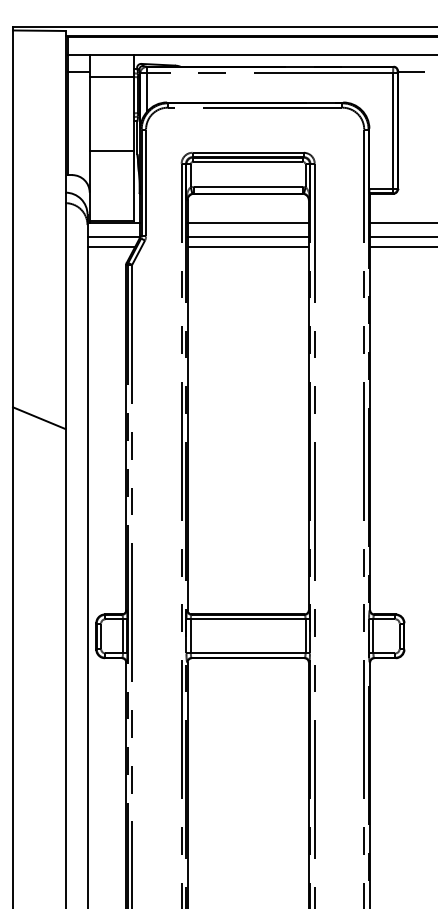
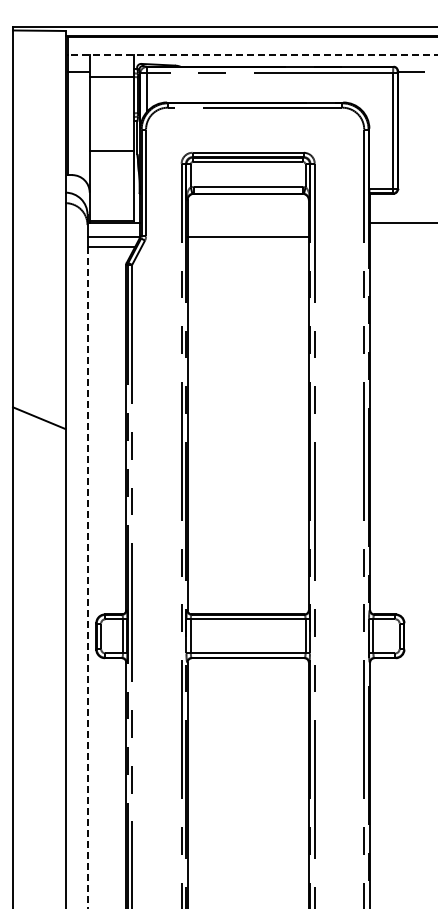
line: solid -> dashed (252, 54)
line: present -> none (247, 223)
line: present -> none (402, 236)
line: present -> none (247, 246)
line: present -> none (402, 246)
line: solid -> dashed (87, 577)
